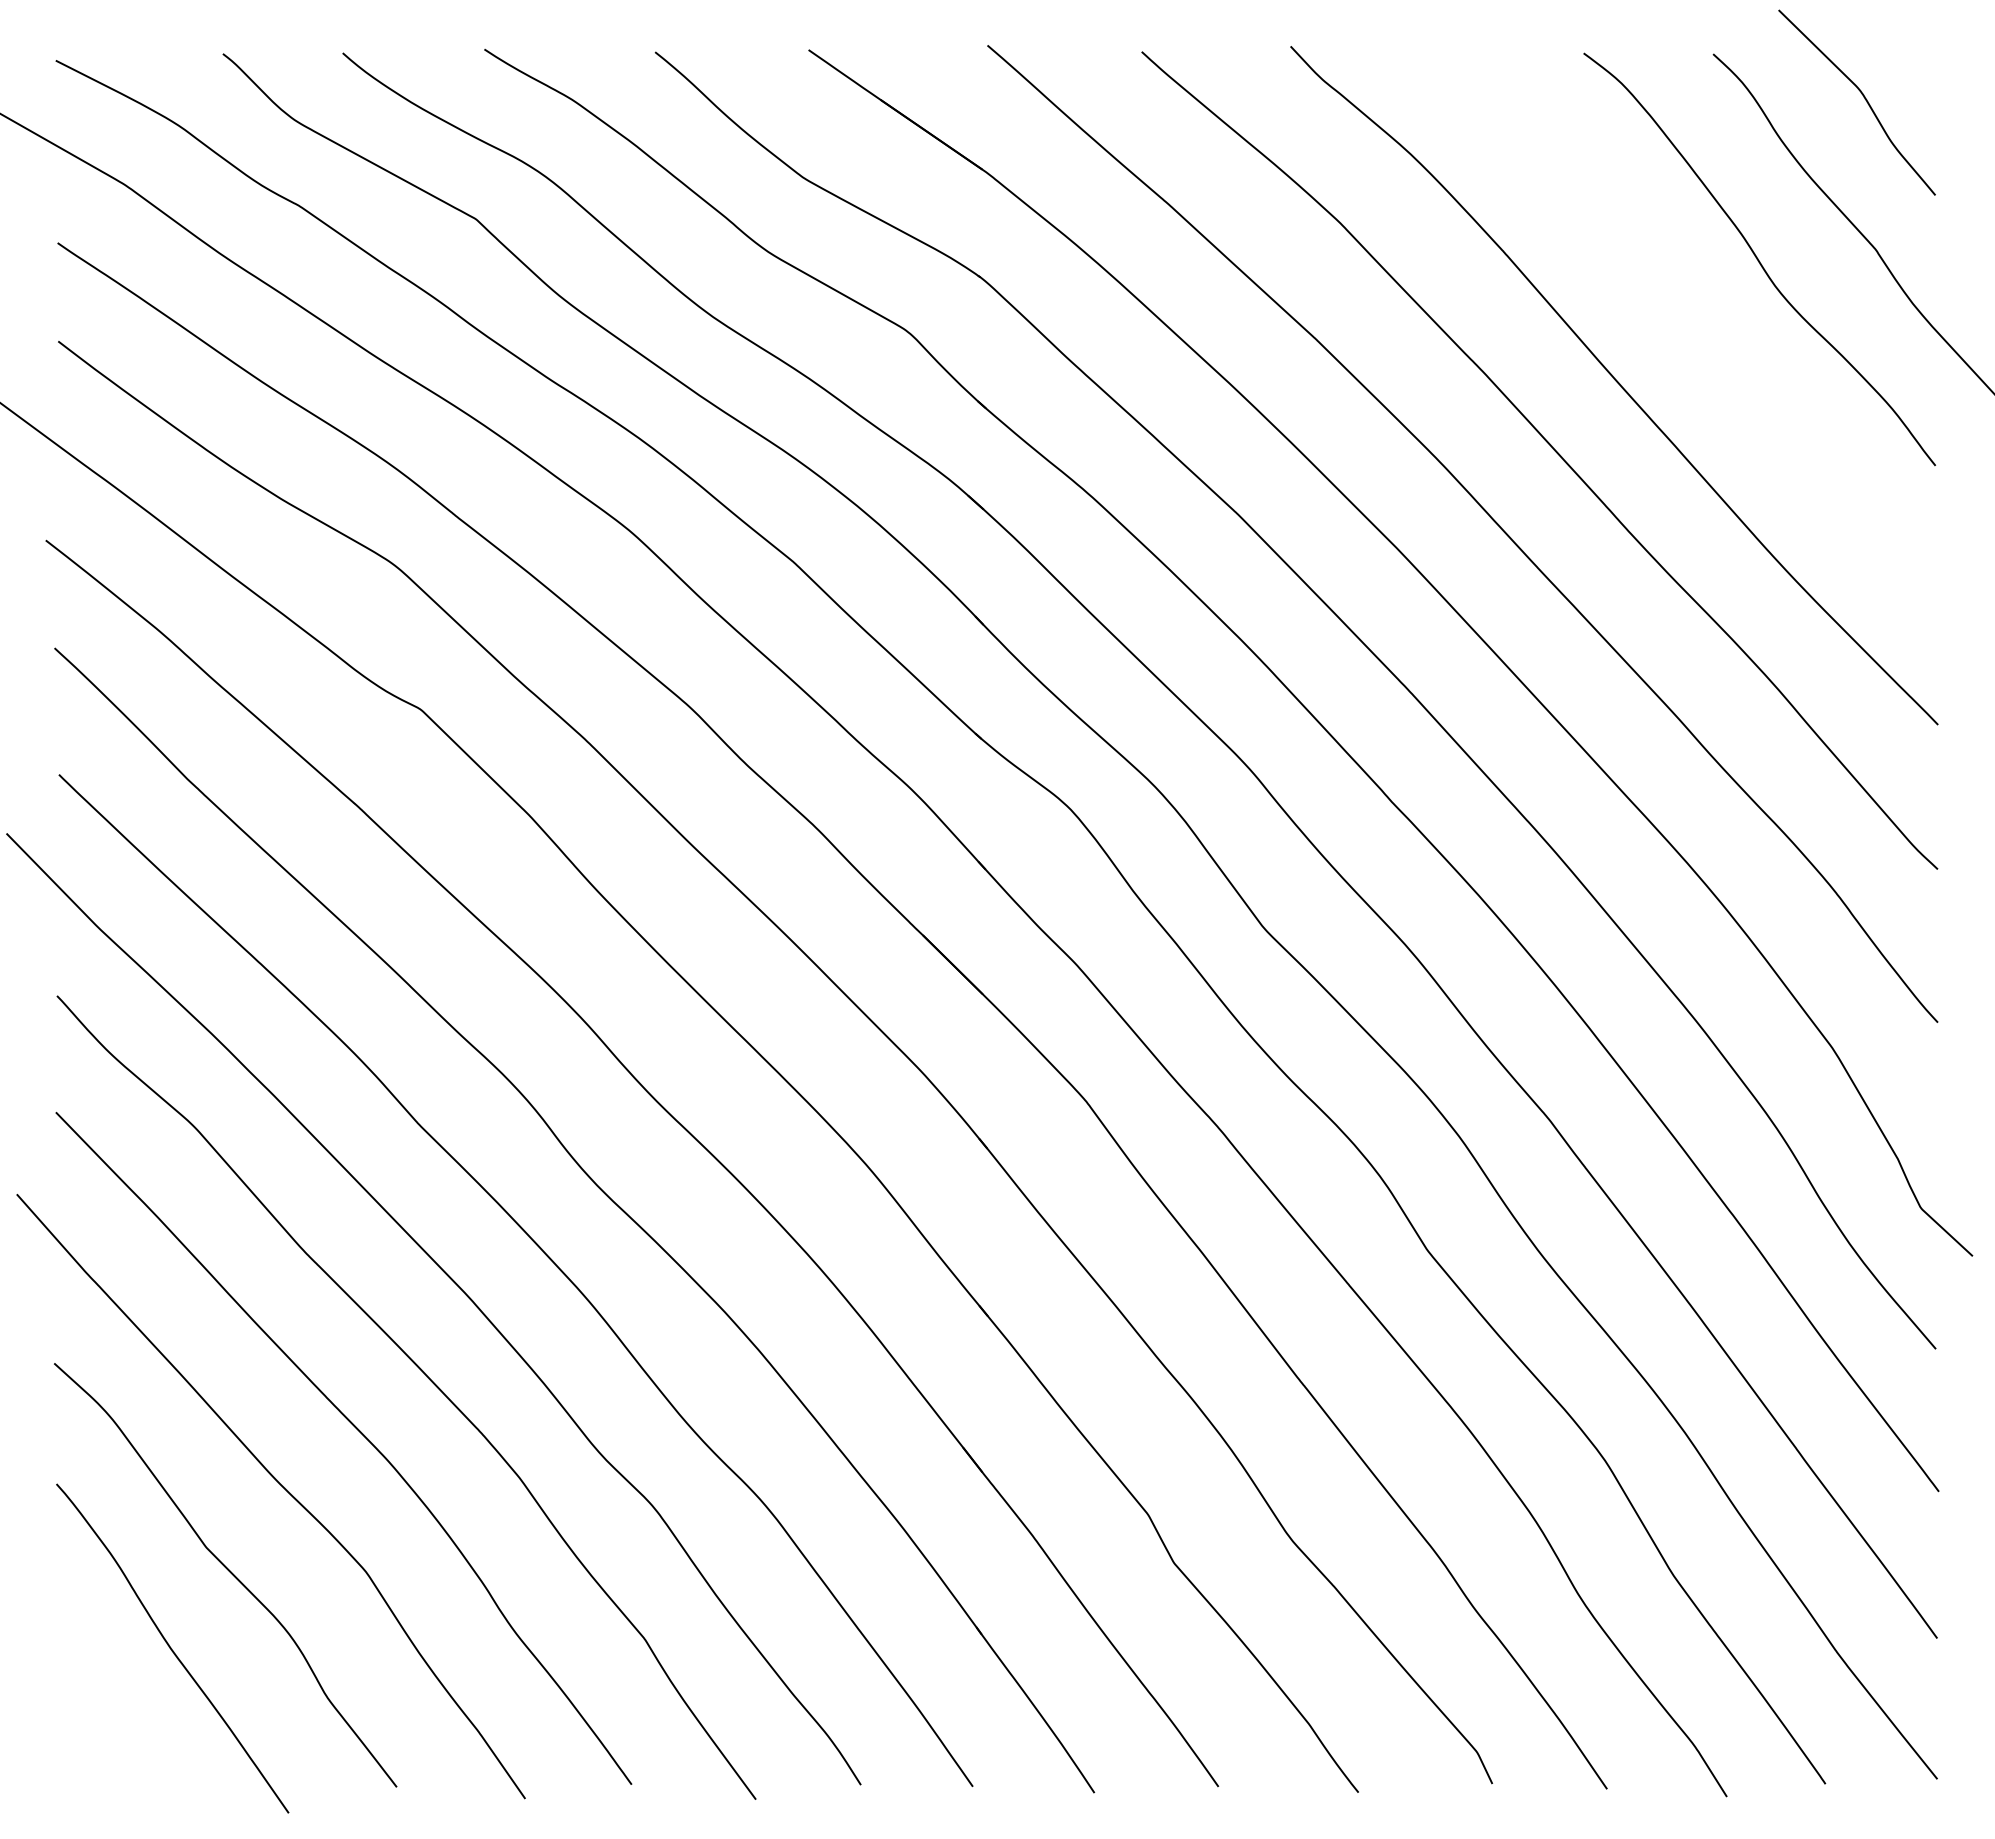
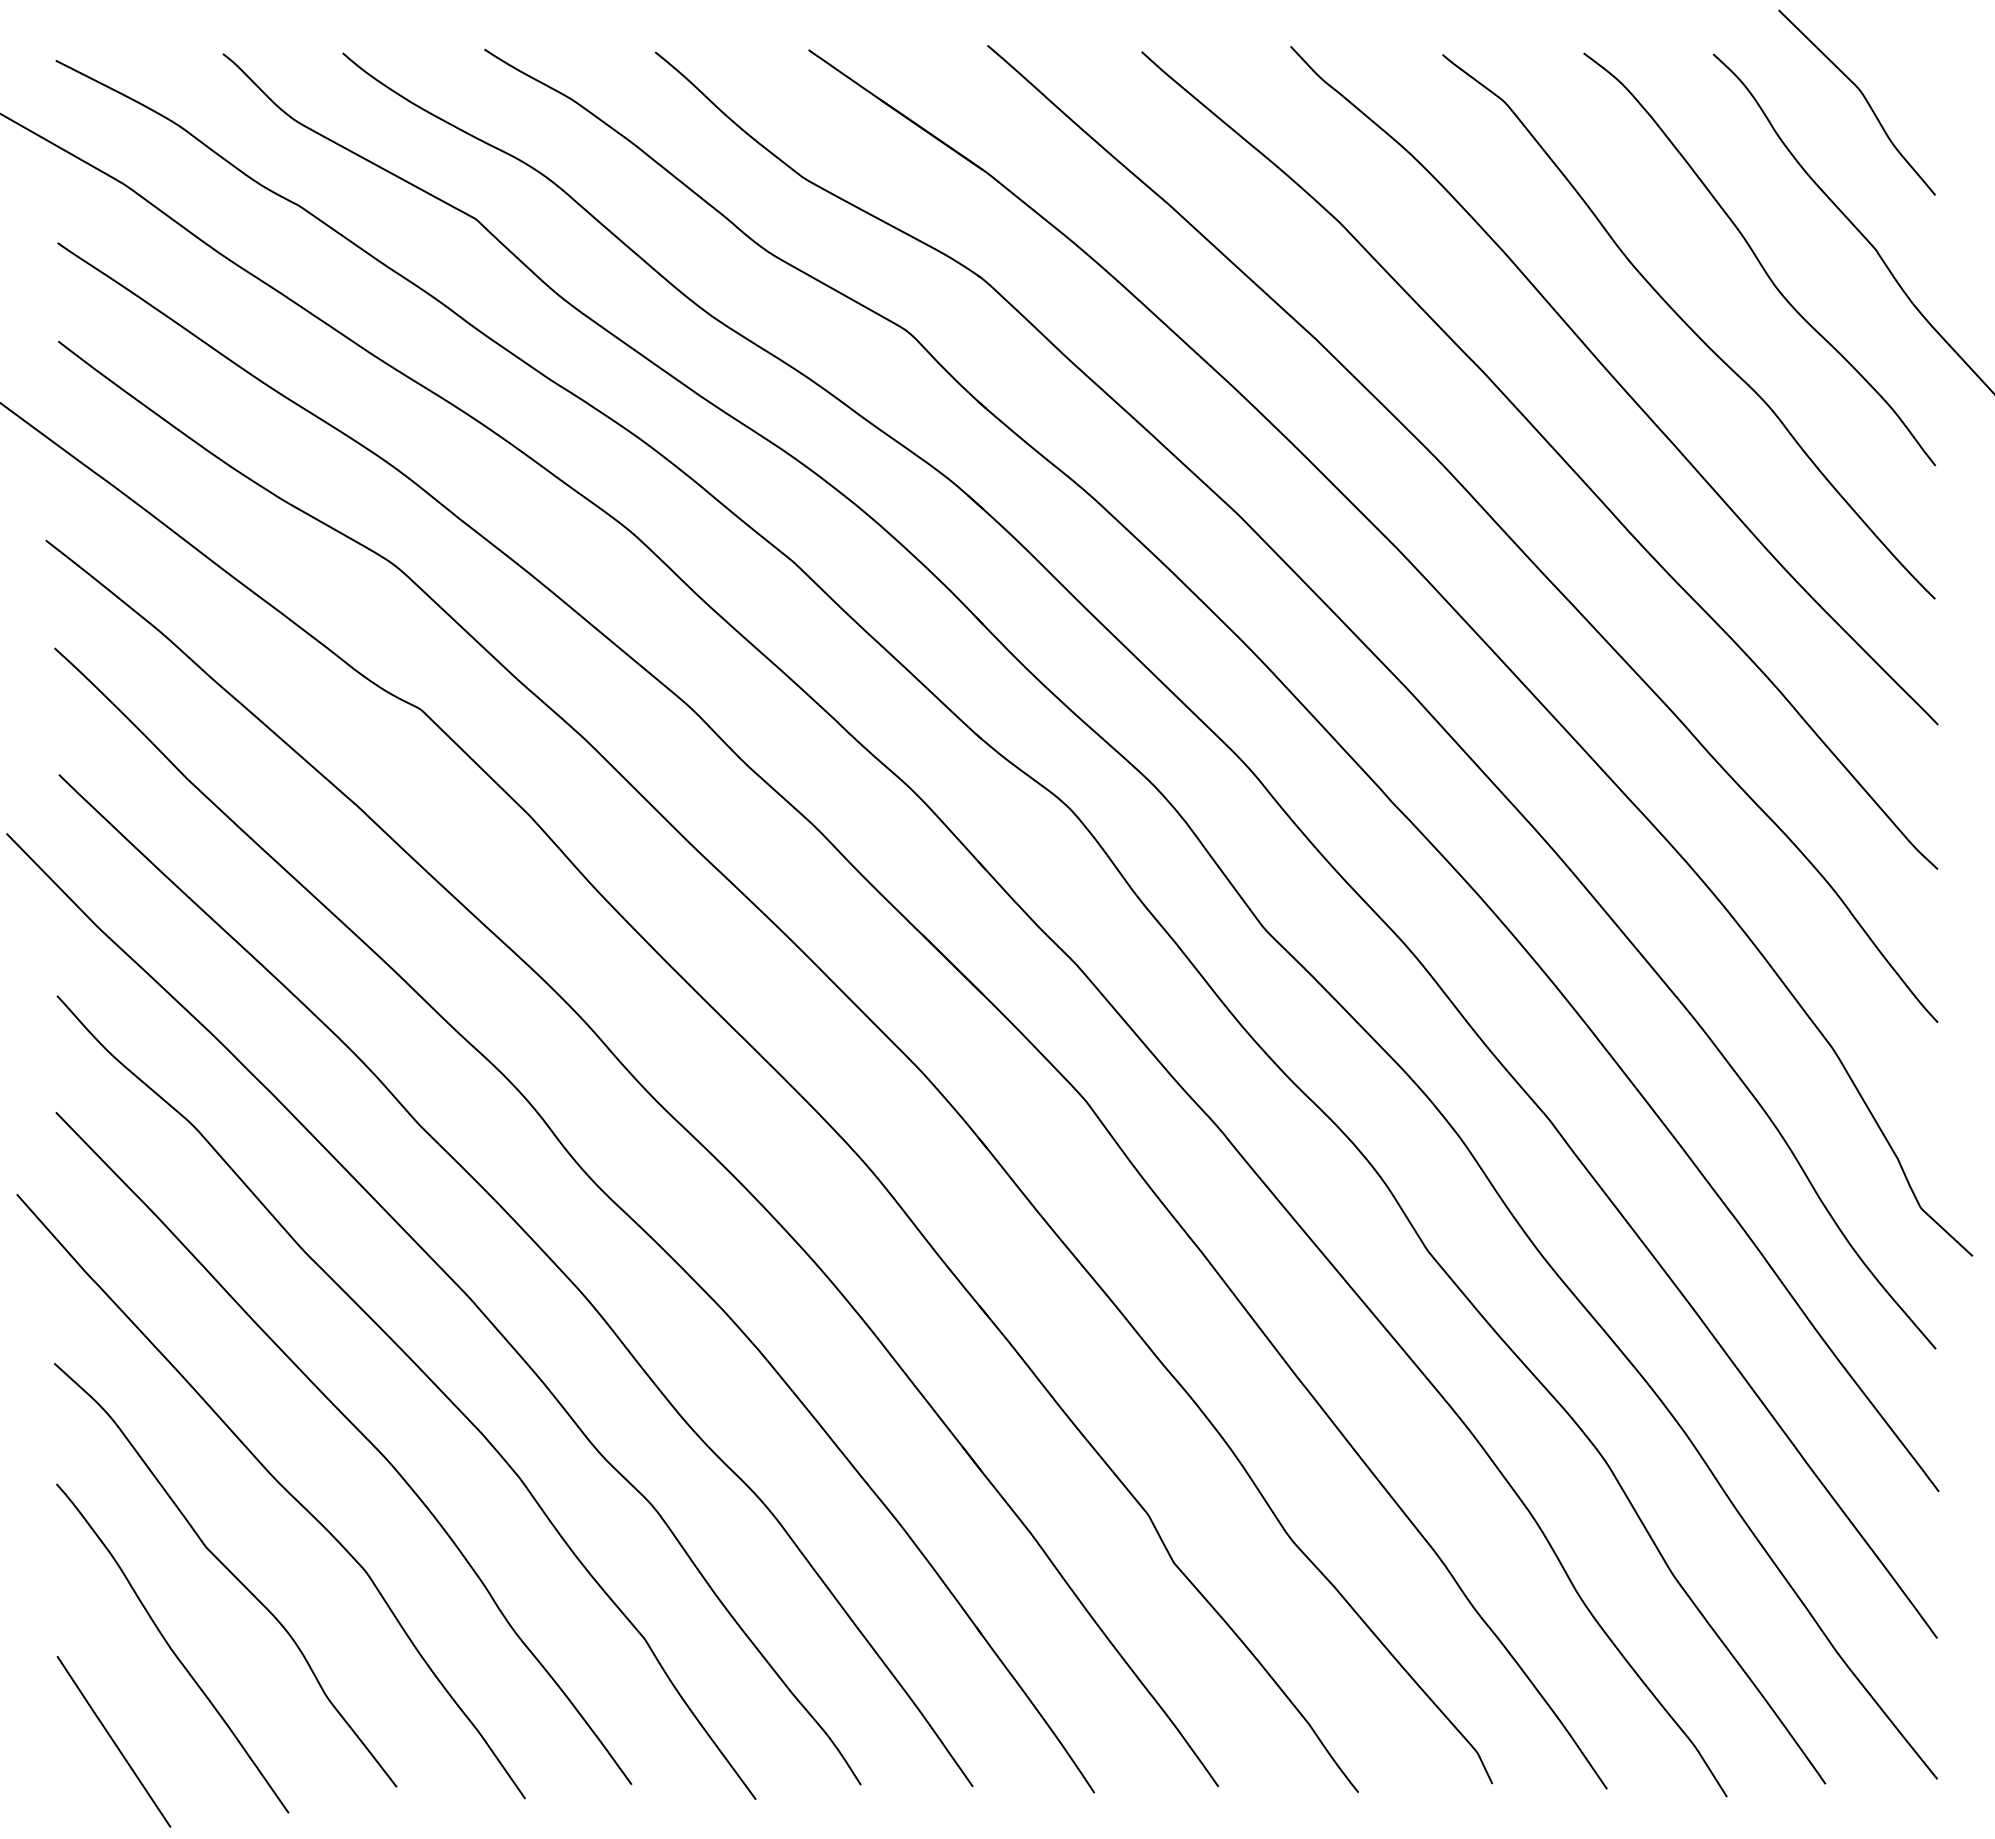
curve: none -> present (1688, 326)
line: none -> present (113, 1741)
